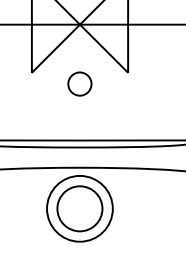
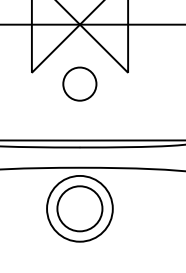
part size: 26x26 px -> 36x36 px (79, 83)
